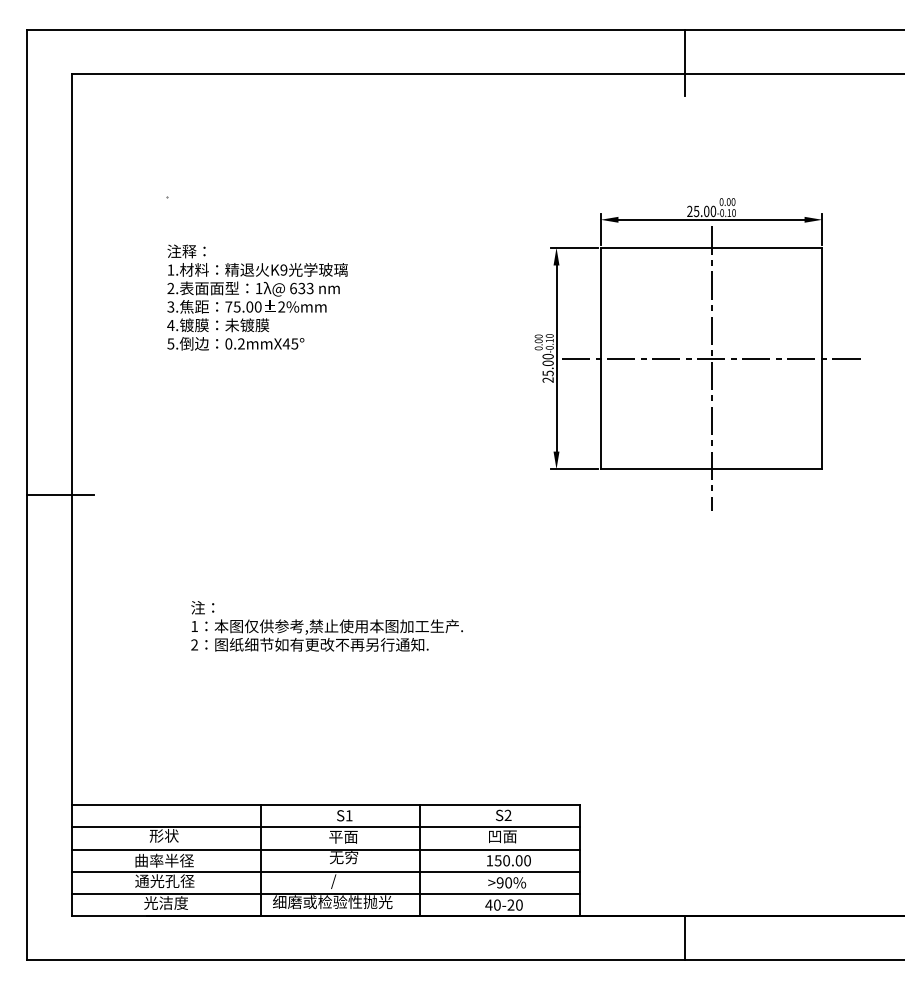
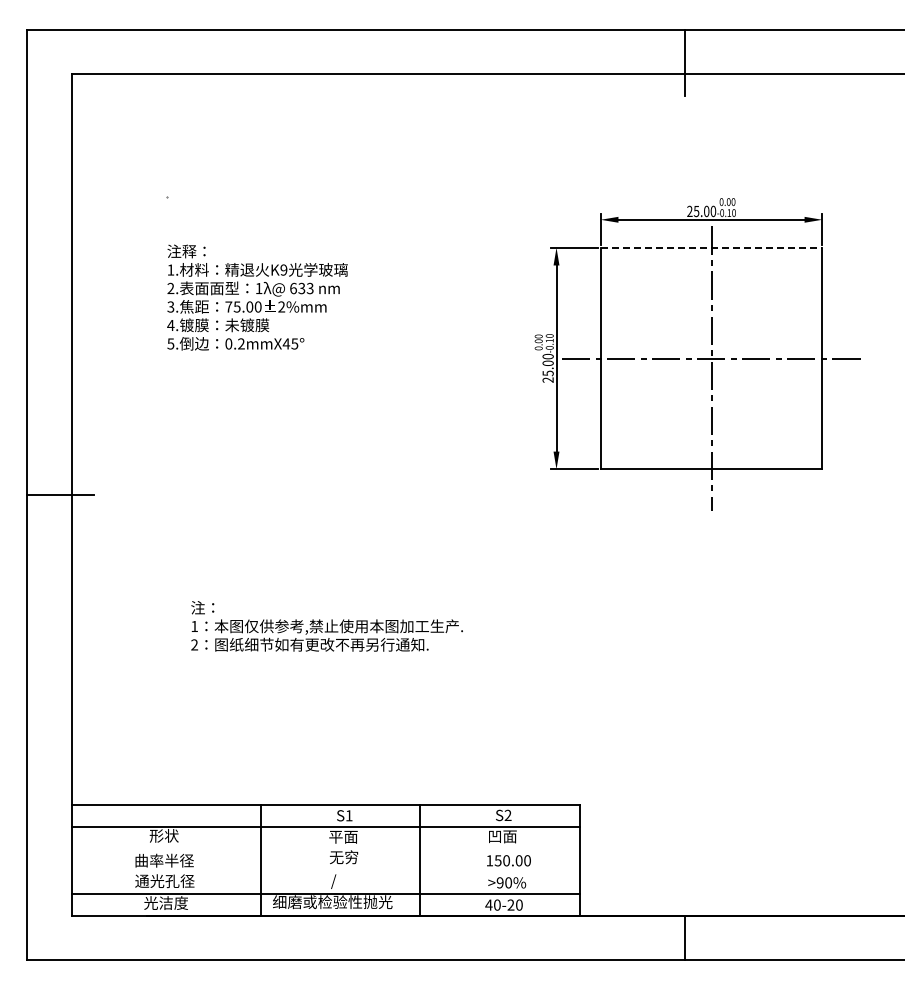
line: solid -> dashed (711, 247)
line: present -> none (325, 849)
line: present -> none (325, 871)
